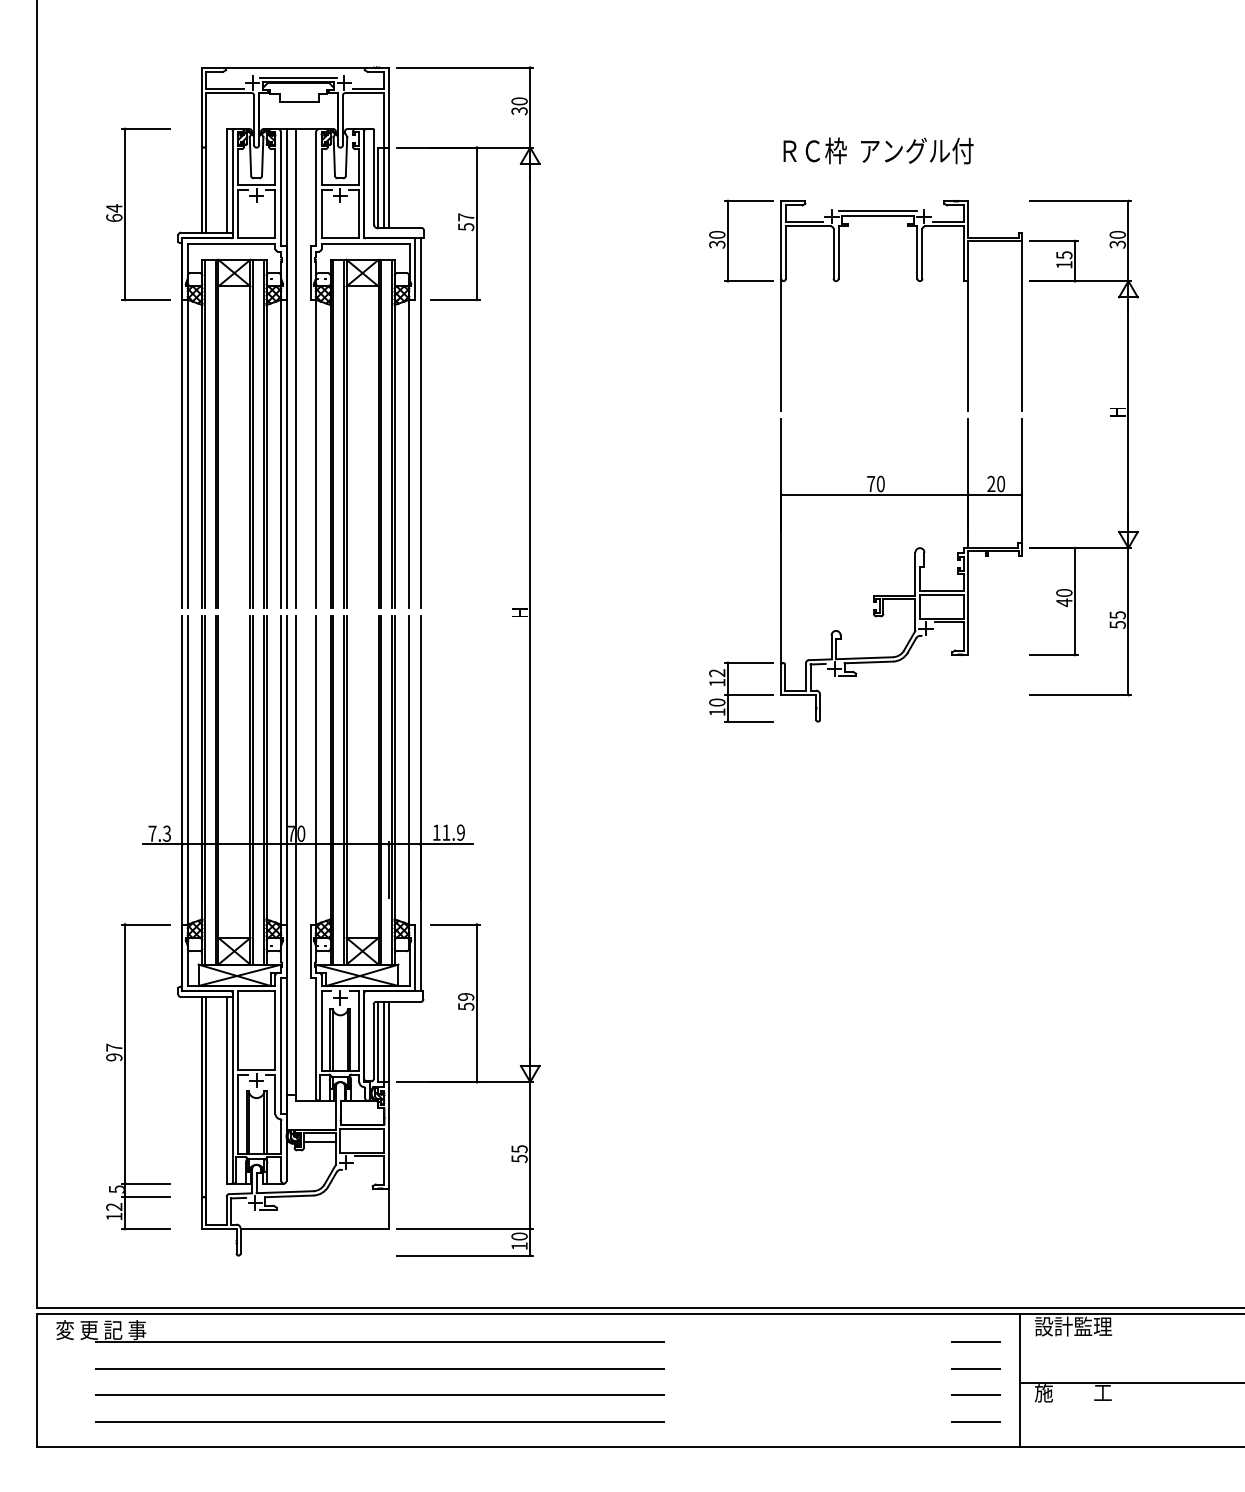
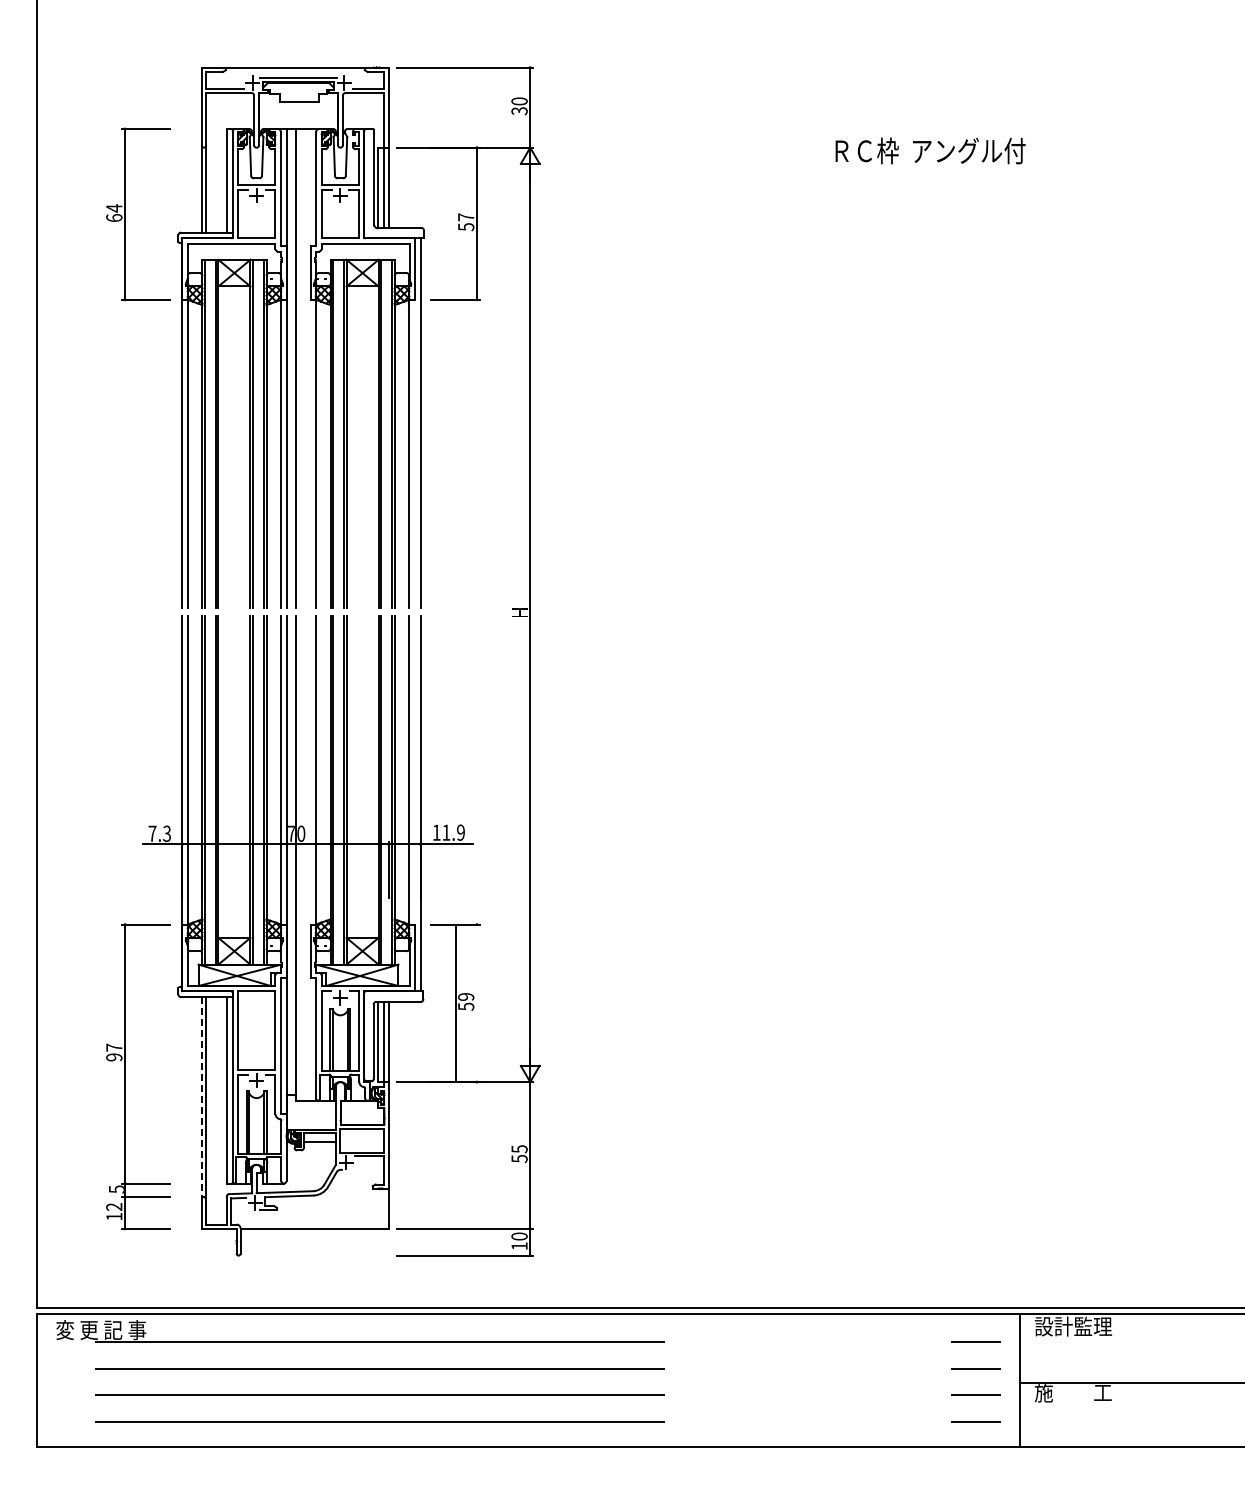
text position: (878, 150) -> (930, 150) (930, 150)
part: present -> none (923, 494)
line position: (476, 1003) -> (455, 1003) (455, 1003)
line: solid -> dashed (201, 1097)
